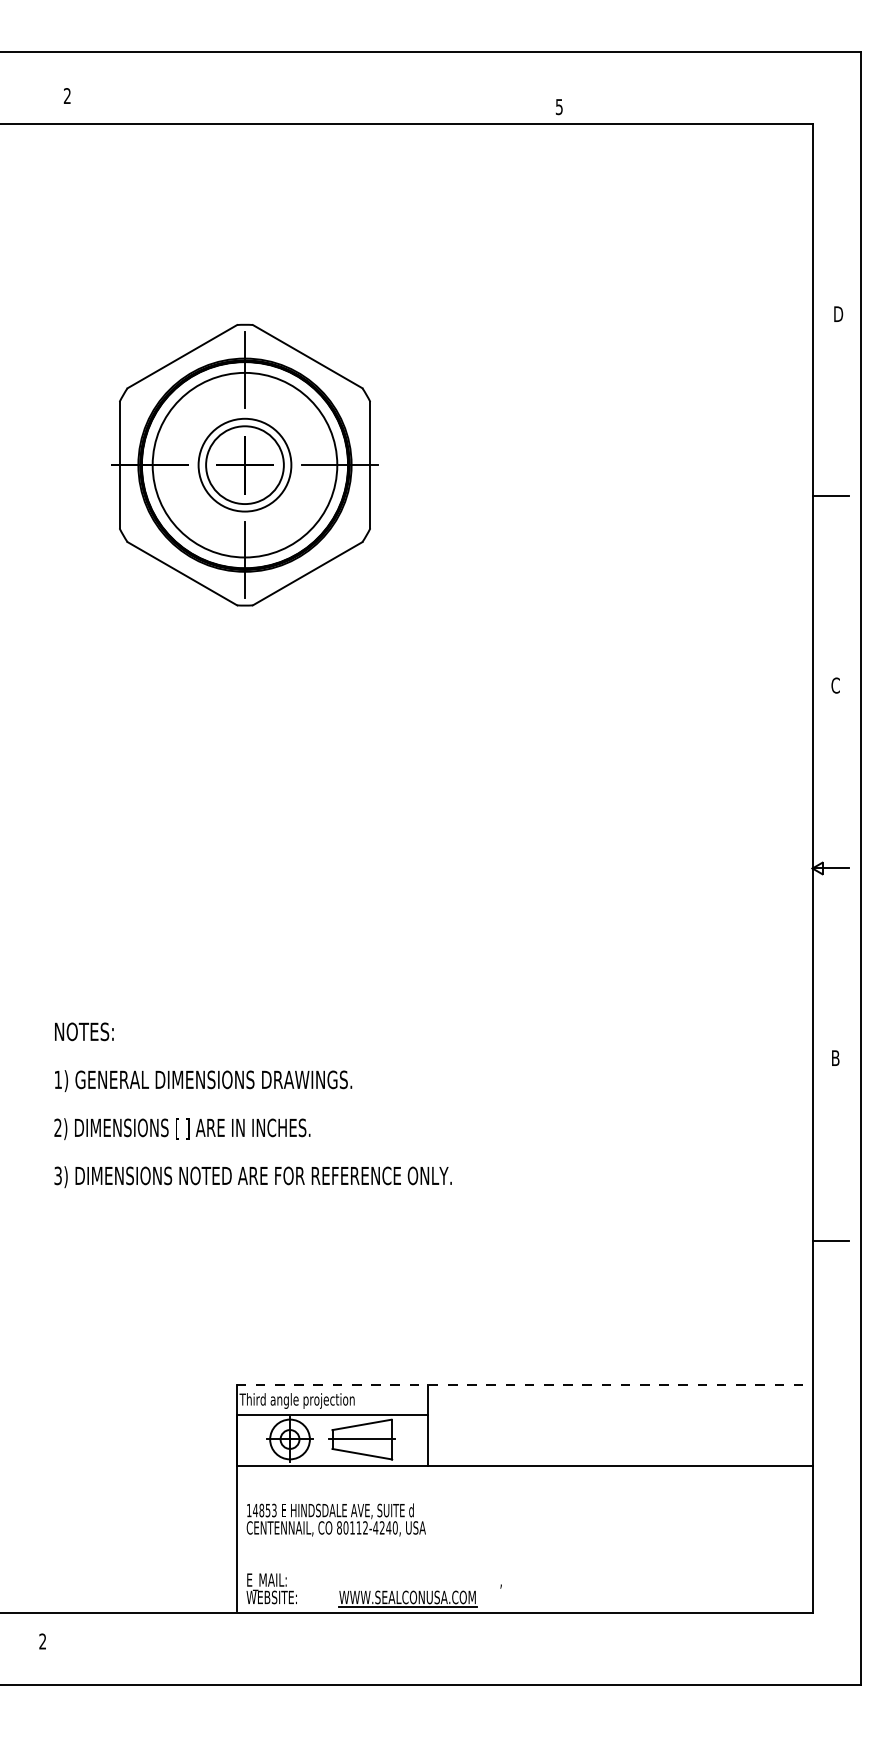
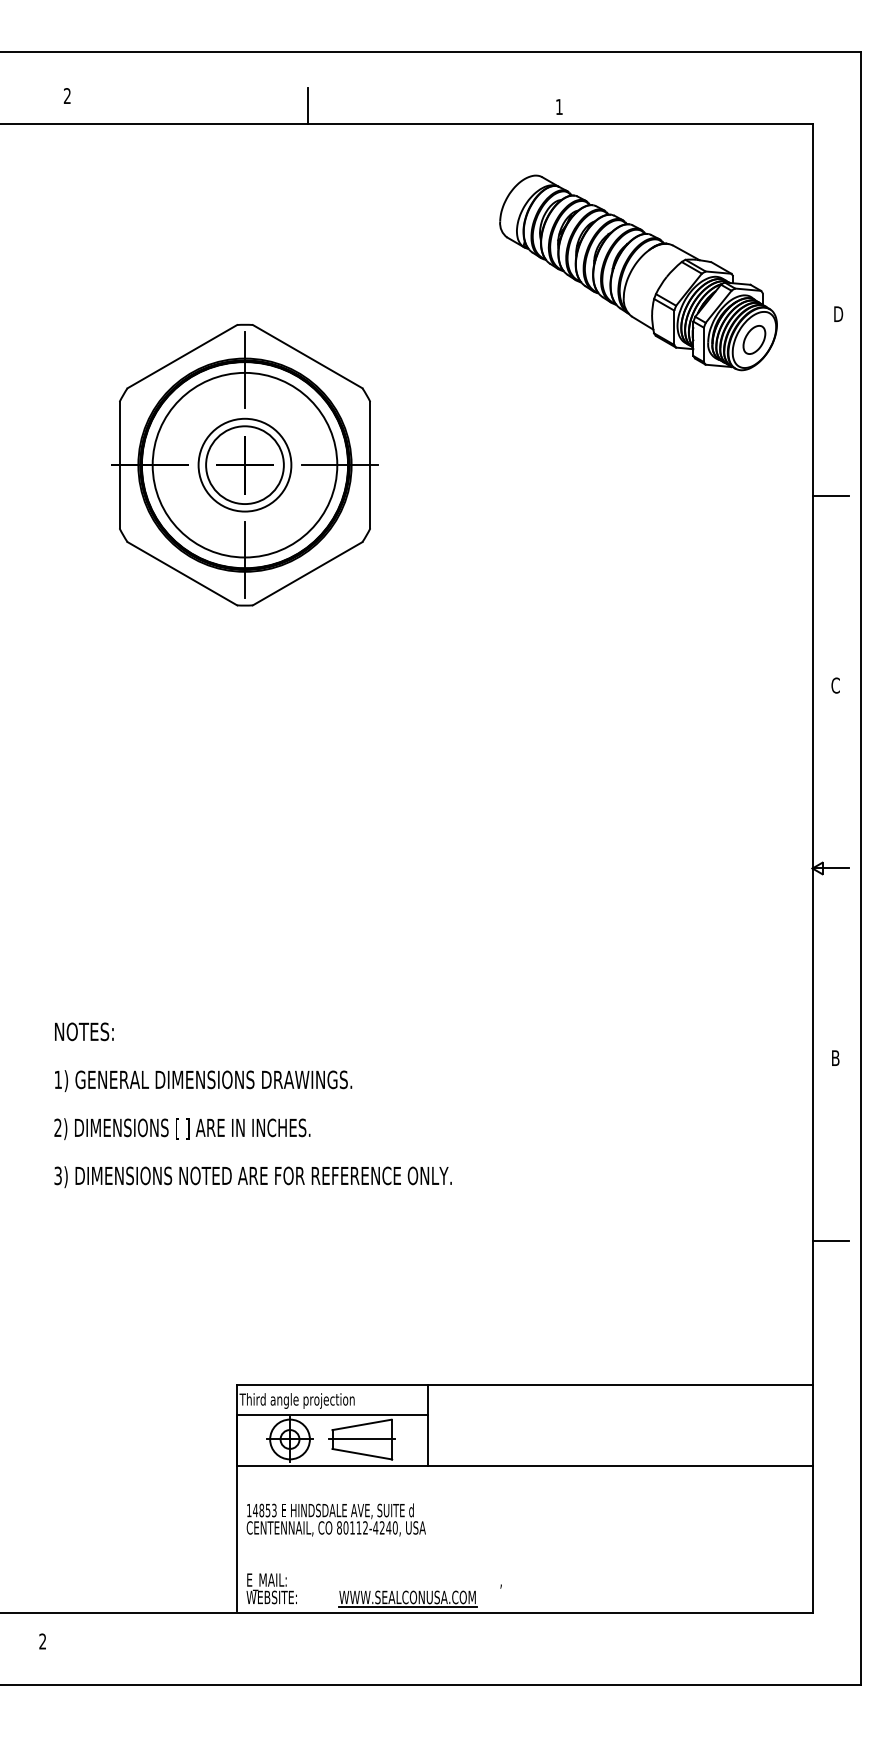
line: none -> present (308, 106)
text: 5 -> 1 (558, 107)
part: none -> present (638, 272)
line: dashed -> solid (524, 1385)
